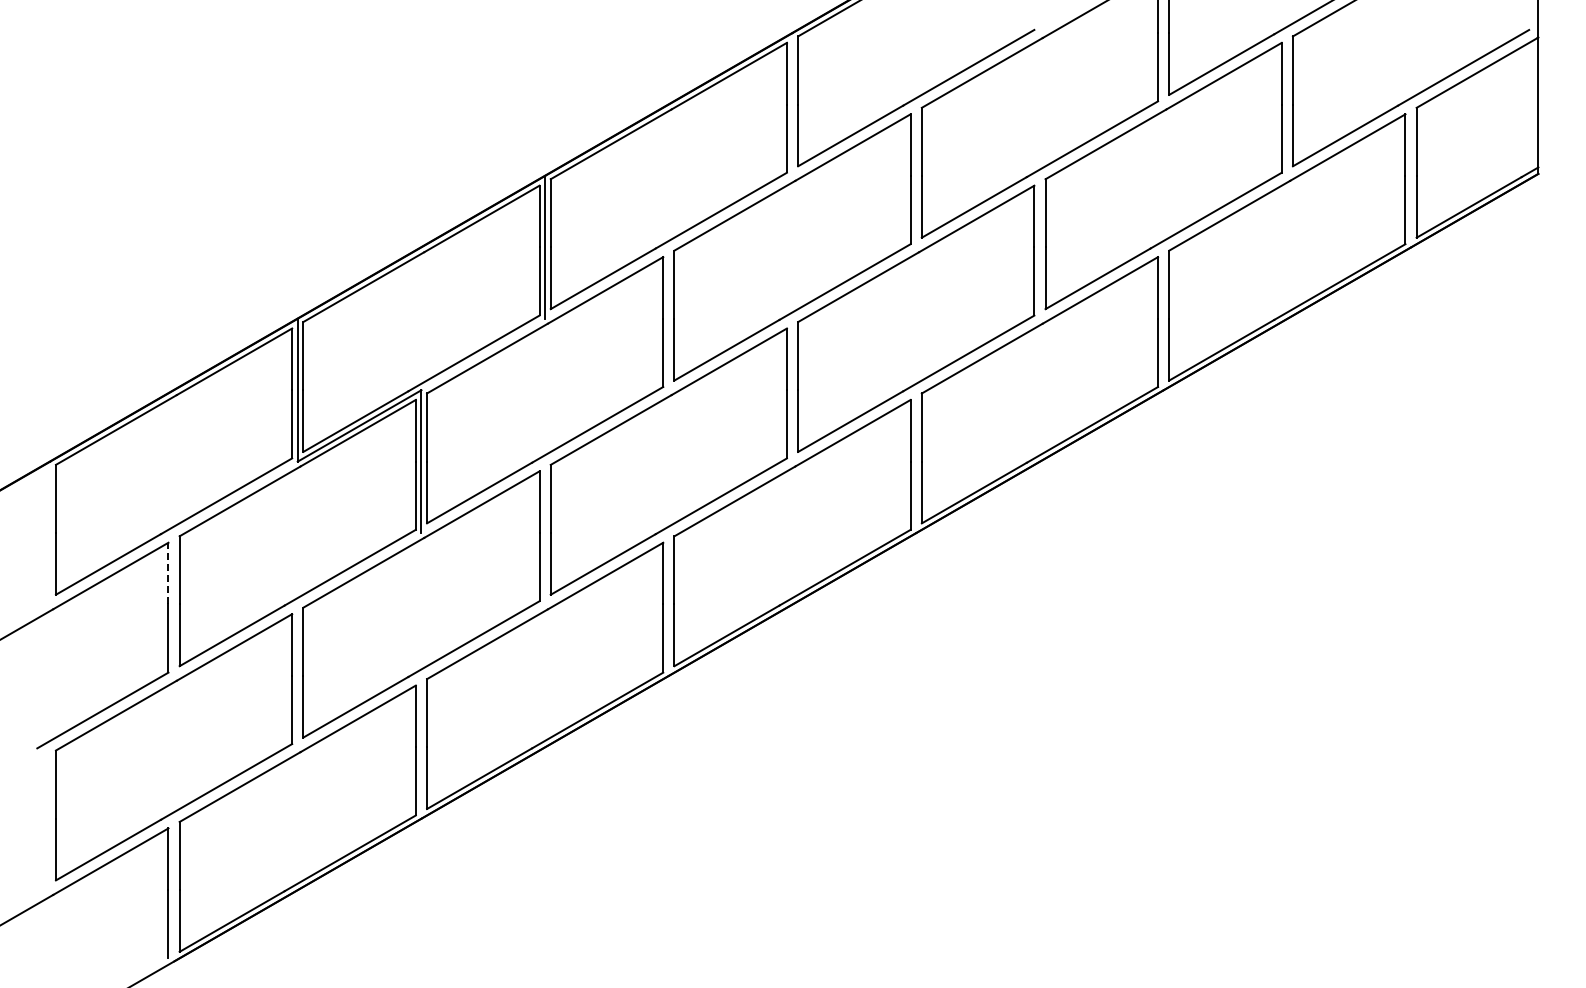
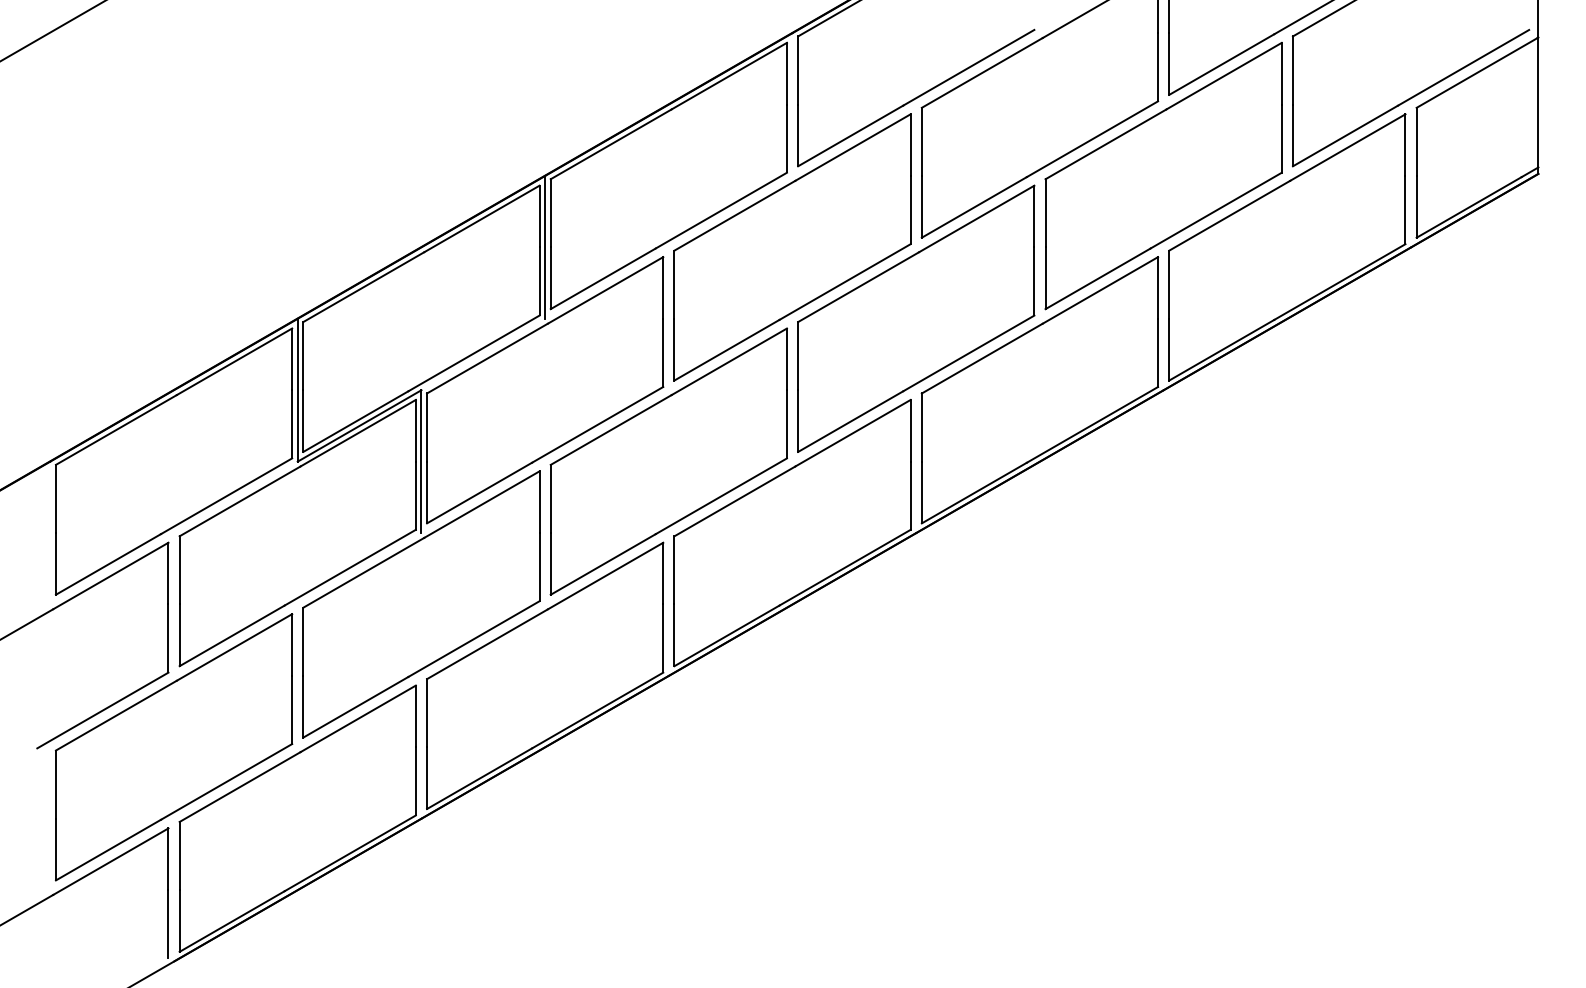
line: none -> present (52, 31)
line: dashed -> solid (168, 573)
